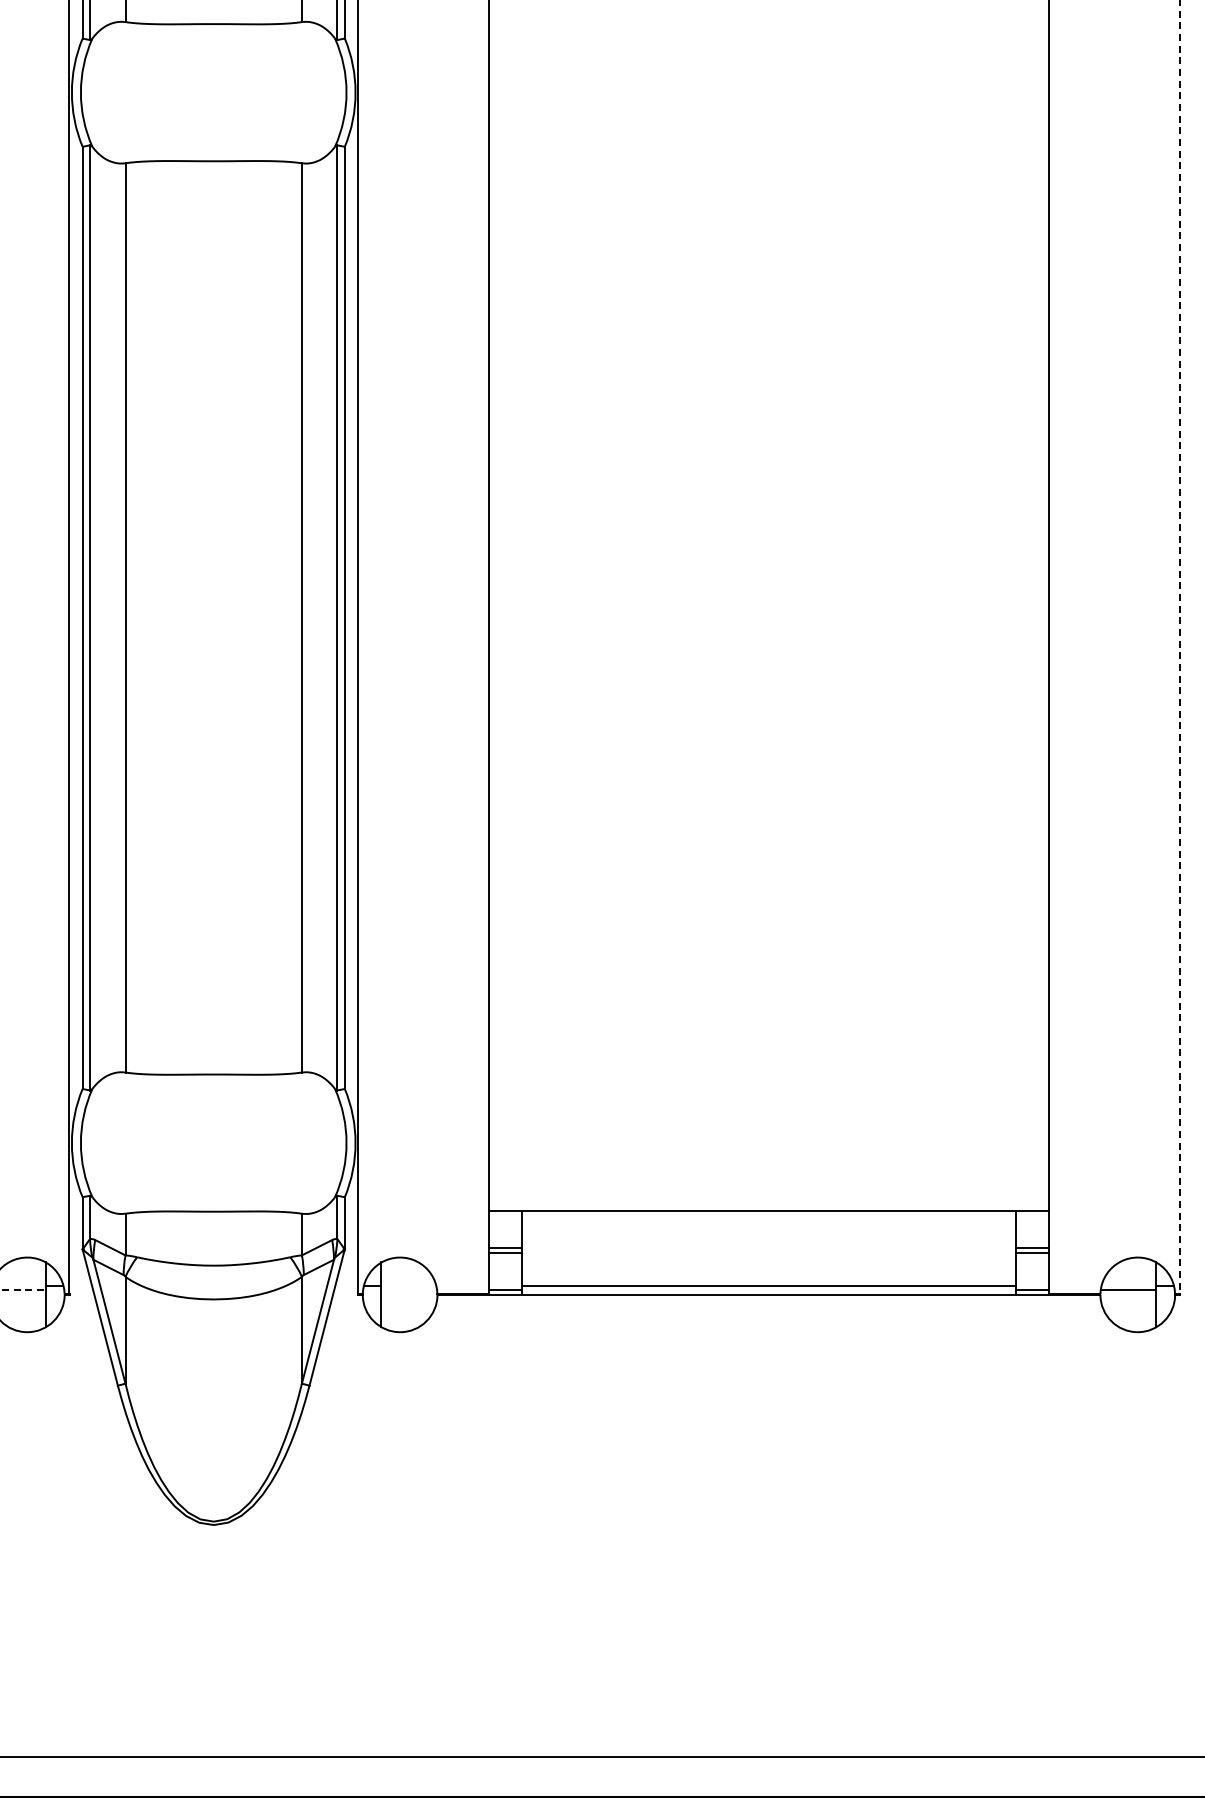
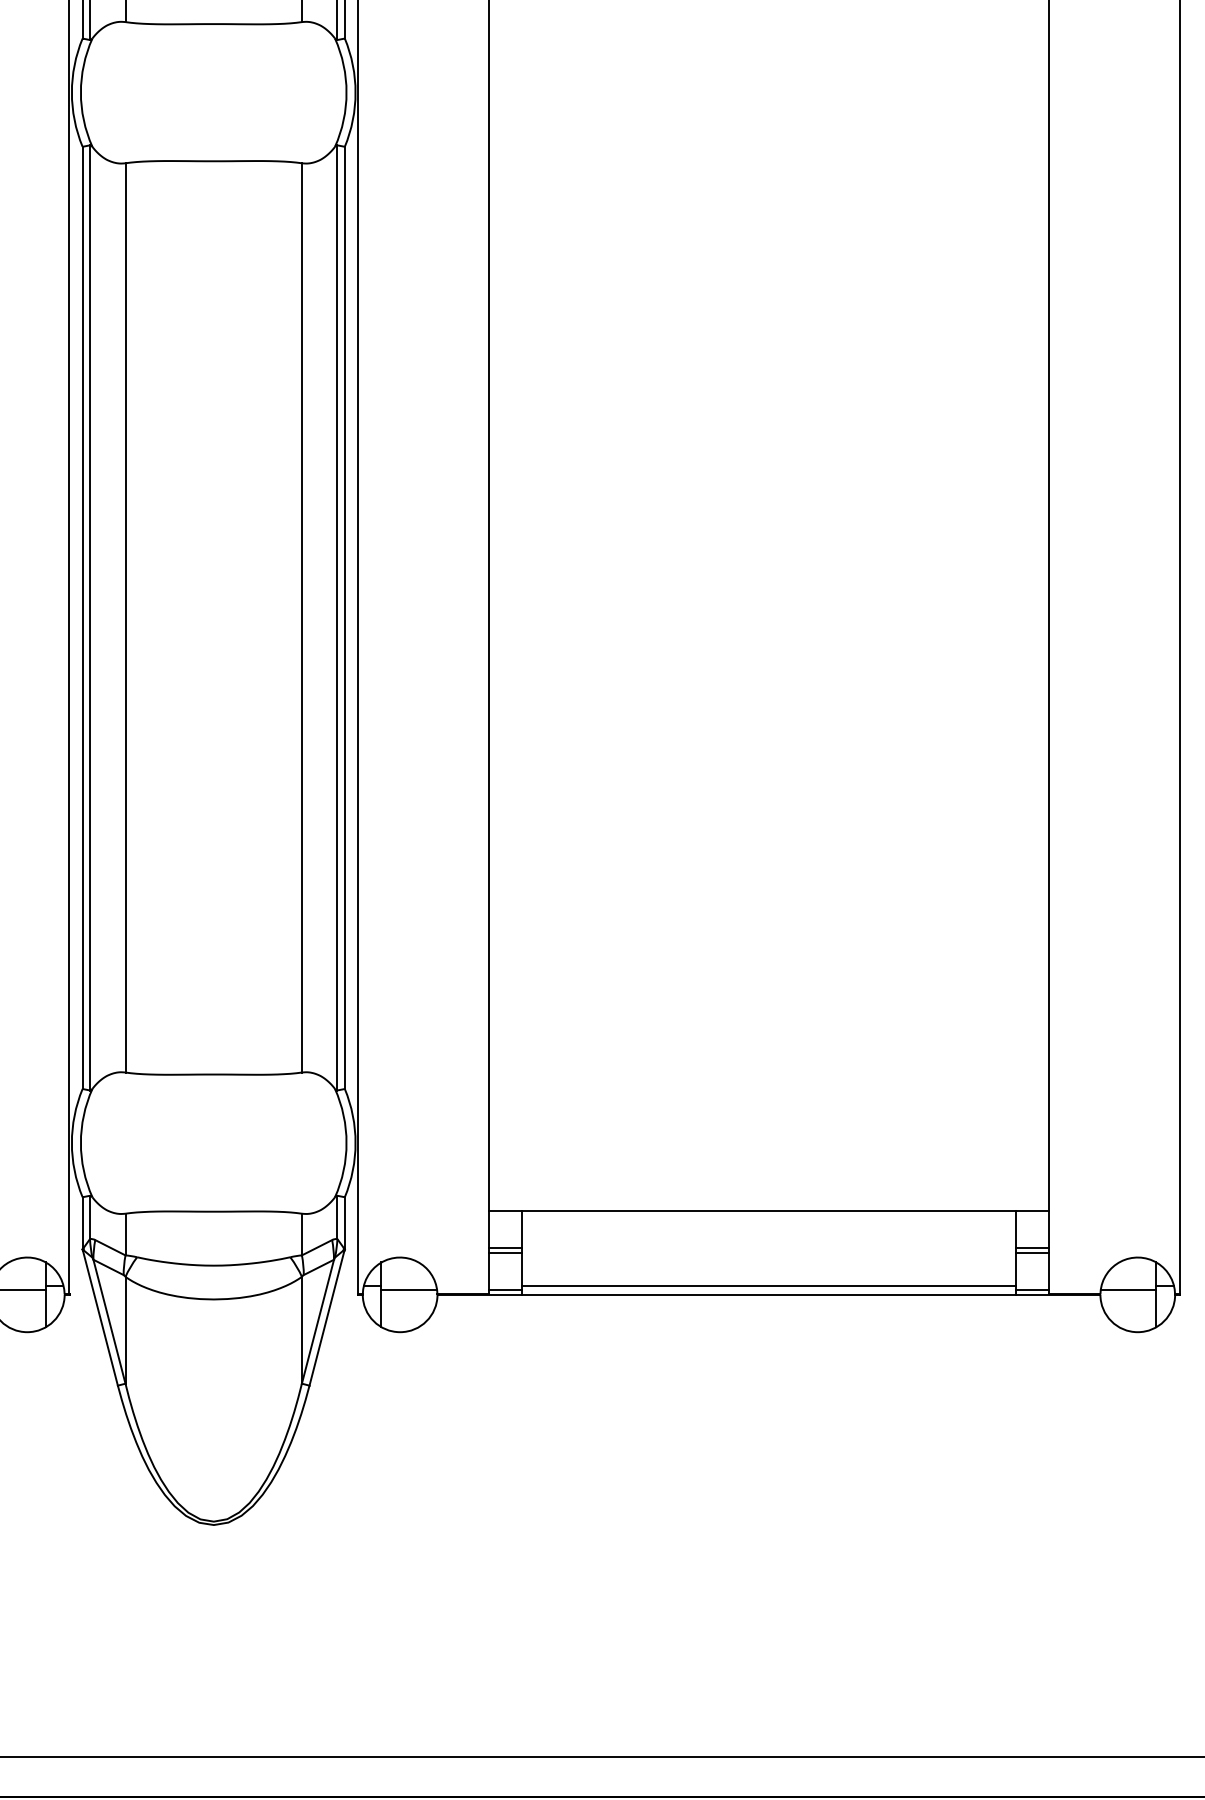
line: dashed -> solid (1179, 647)
line: dashed -> solid (23, 1290)
line: none -> present (409, 1290)
